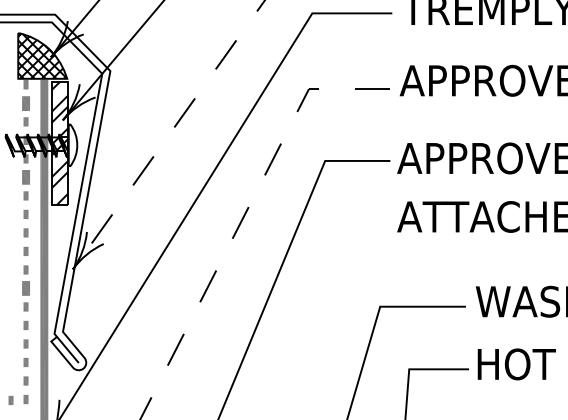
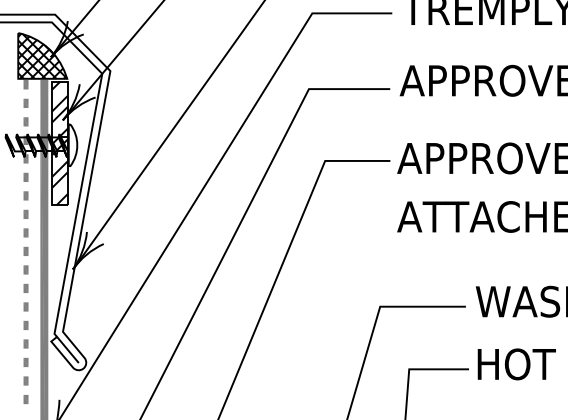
part size: 8x15 px -> 6x10 px (25, 102)
line: dashed -> solid (168, 135)
part size: 8x15 px -> 6x9 px (25, 177)
line: dashed -> solid (243, 218)
part size: 8x15 px -> 6x9 px (25, 288)
part: present -> none (10, 400)
